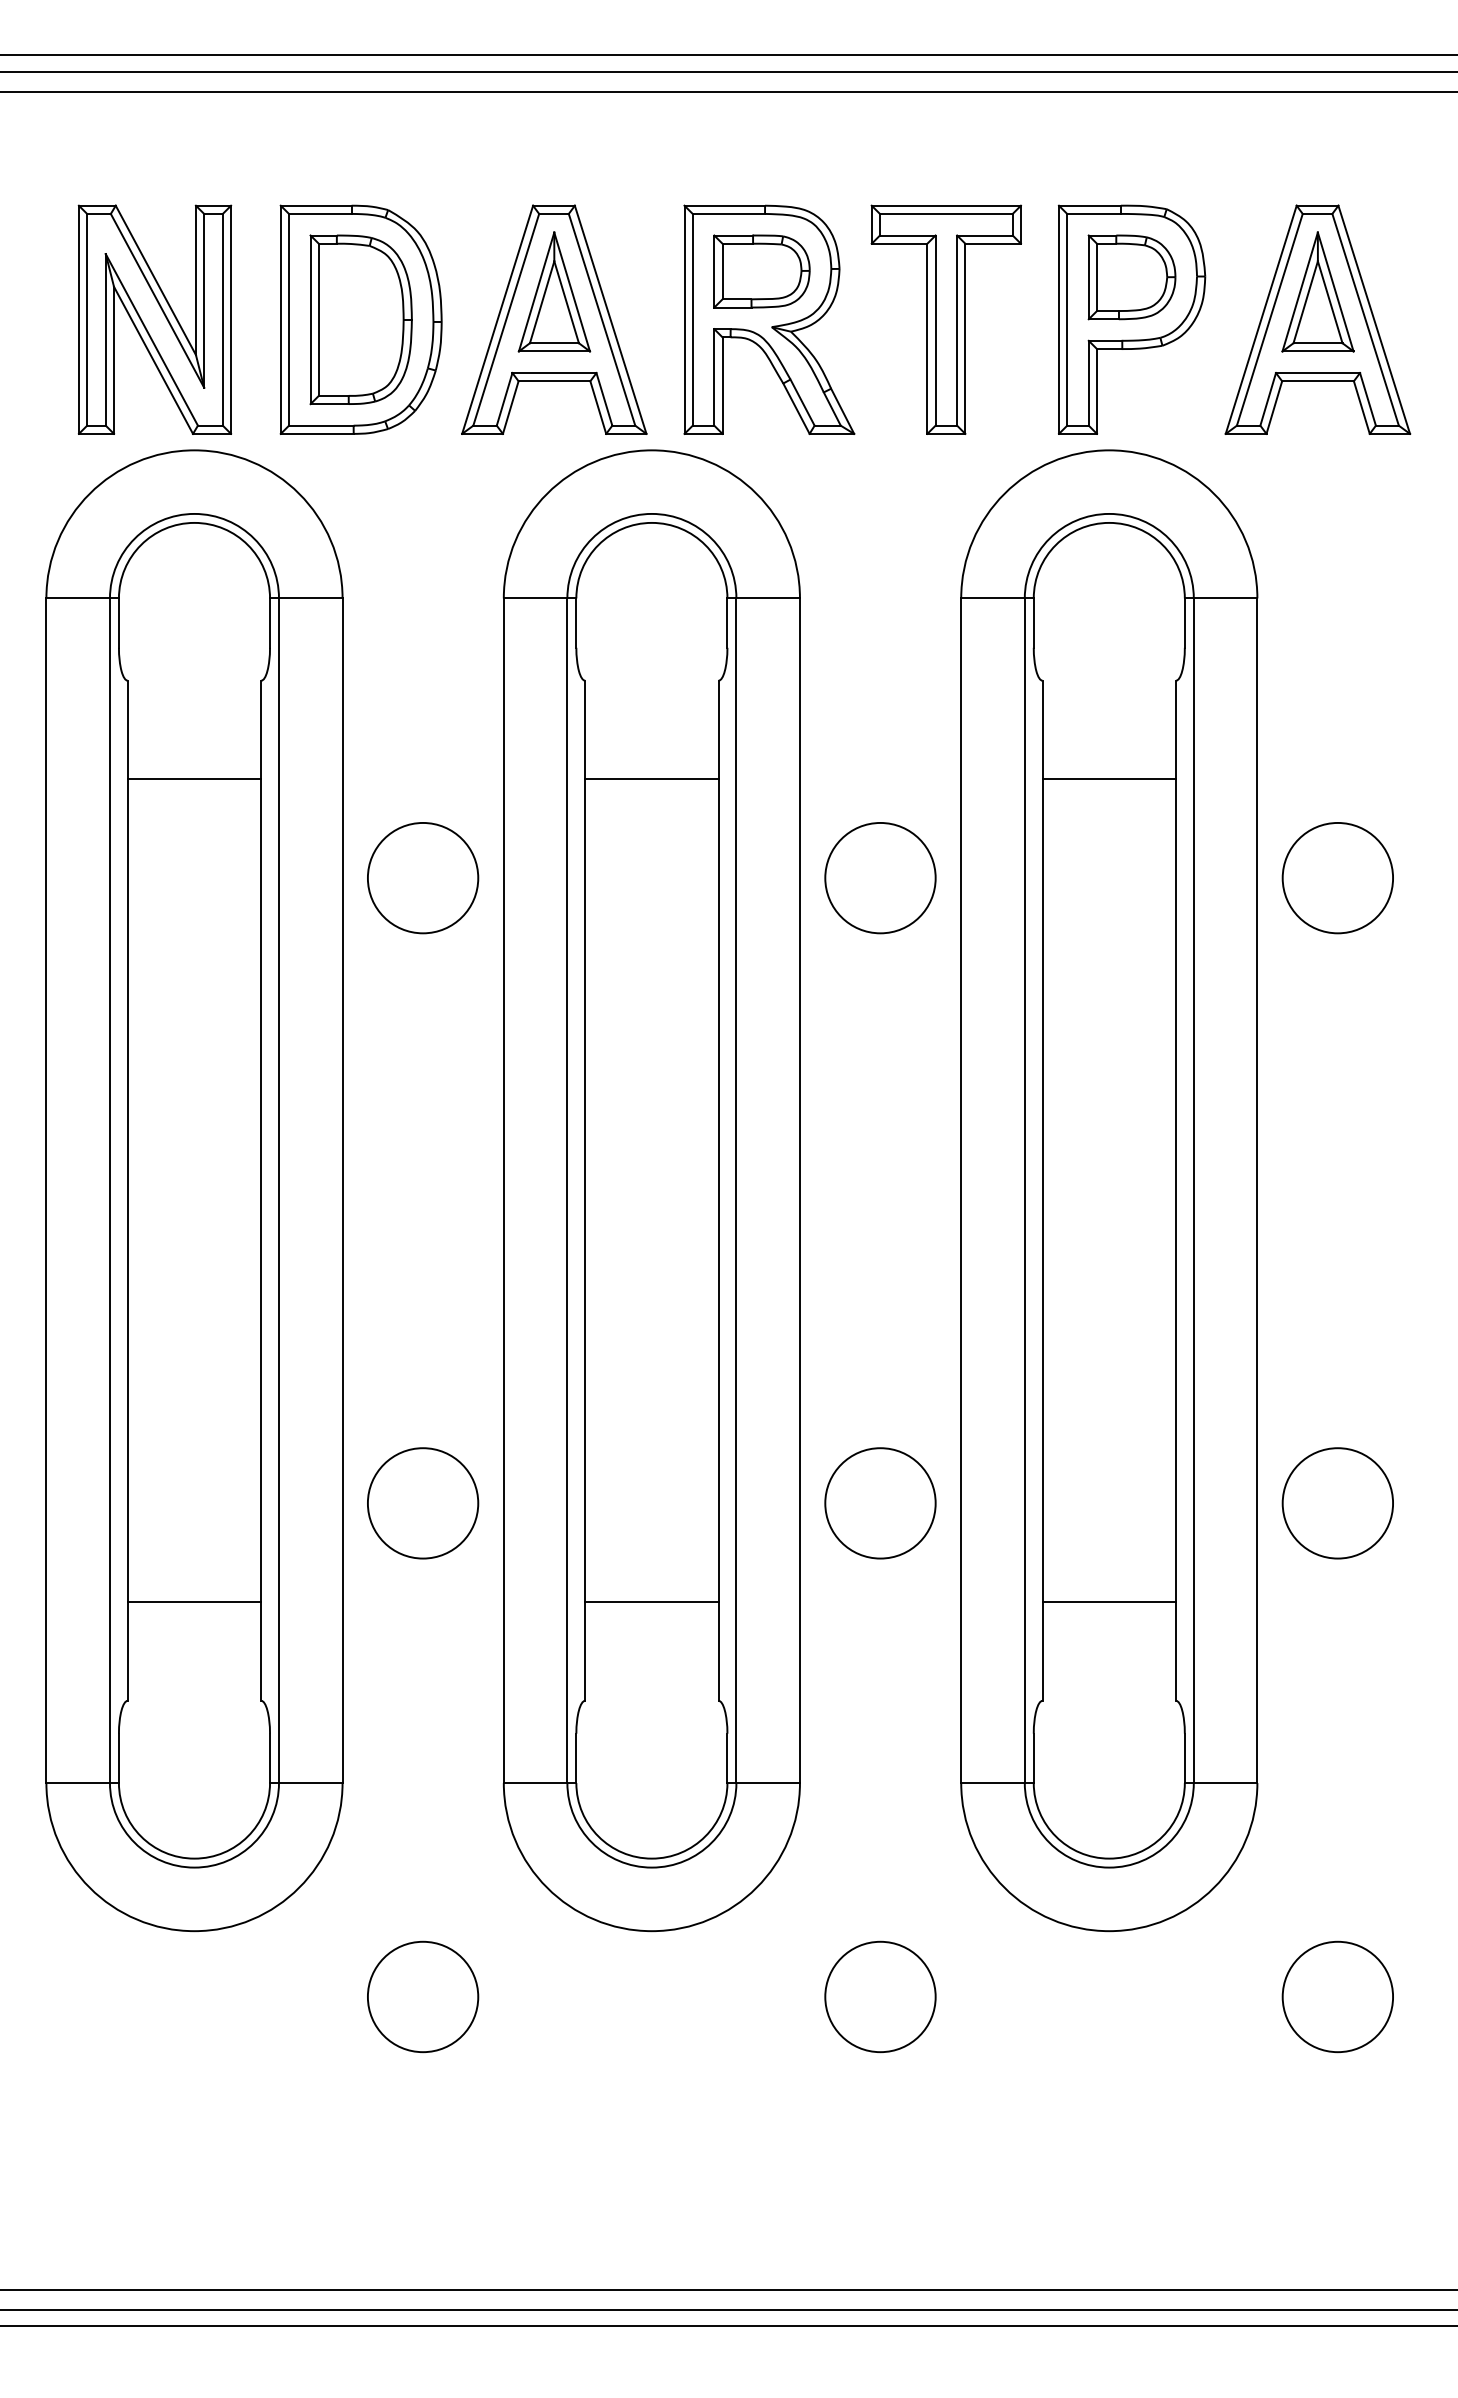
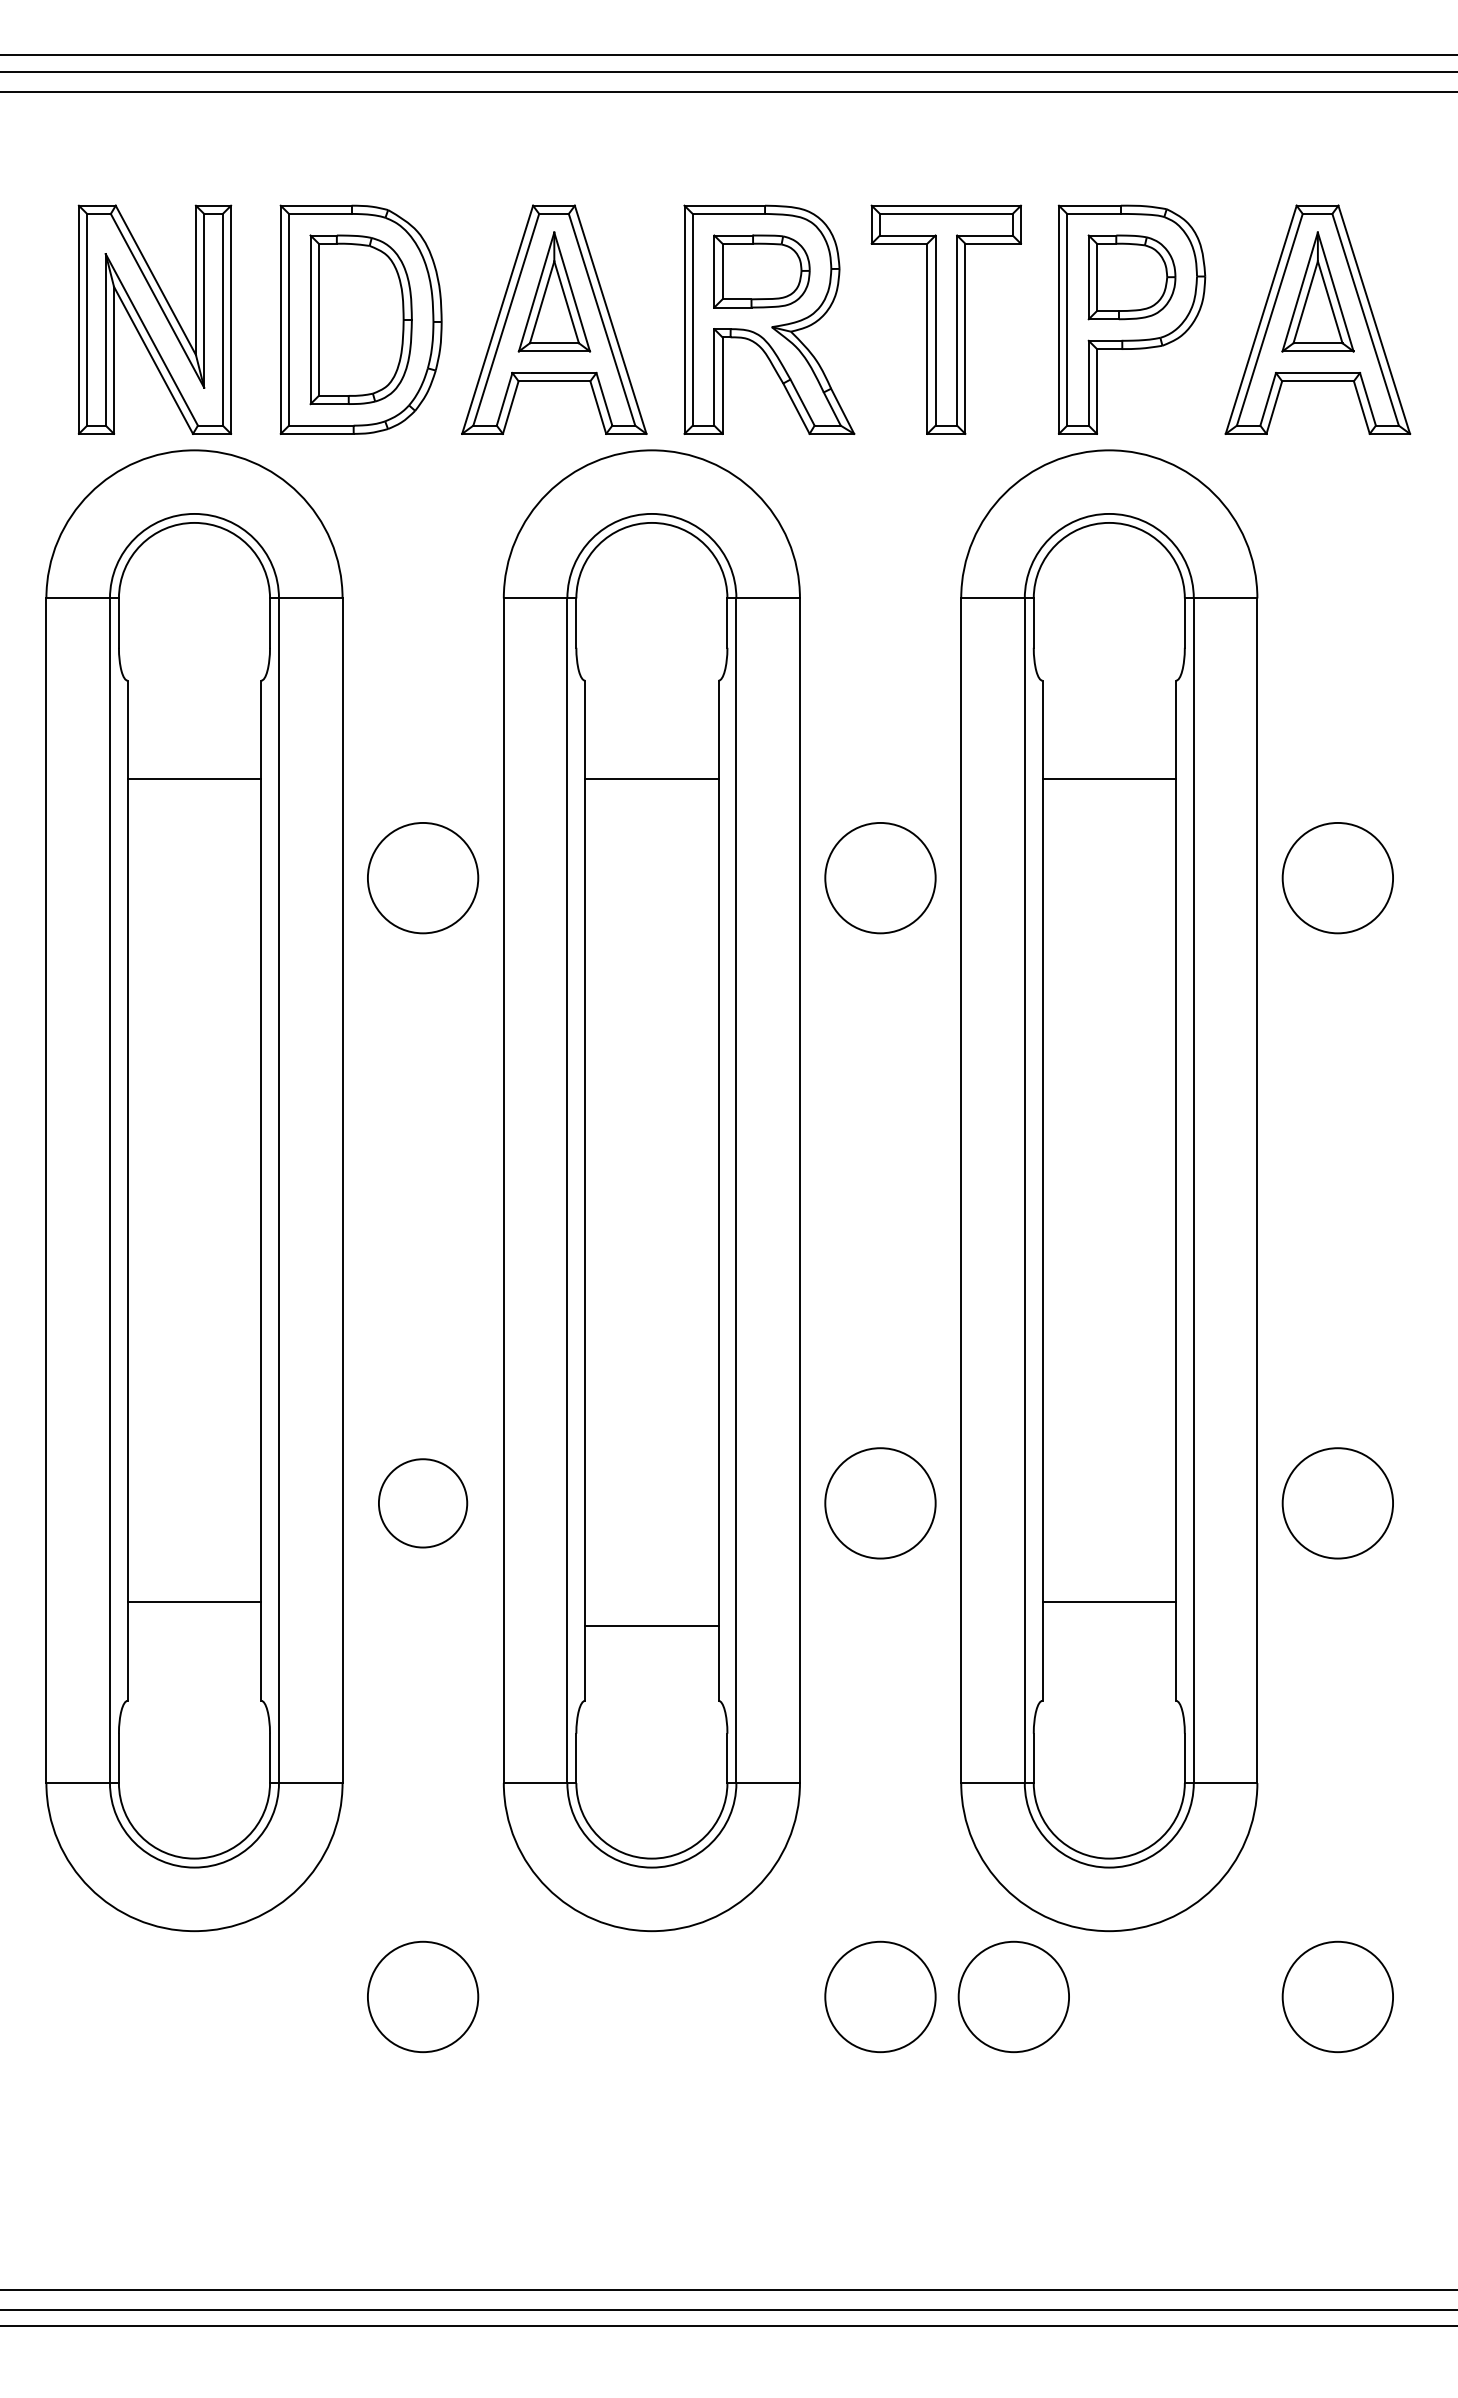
circle diameter: 110 px -> 88 px (422, 1503)
line position: (651, 1602) -> (651, 1626) (651, 1626)
circle: none -> present (1013, 1996)
